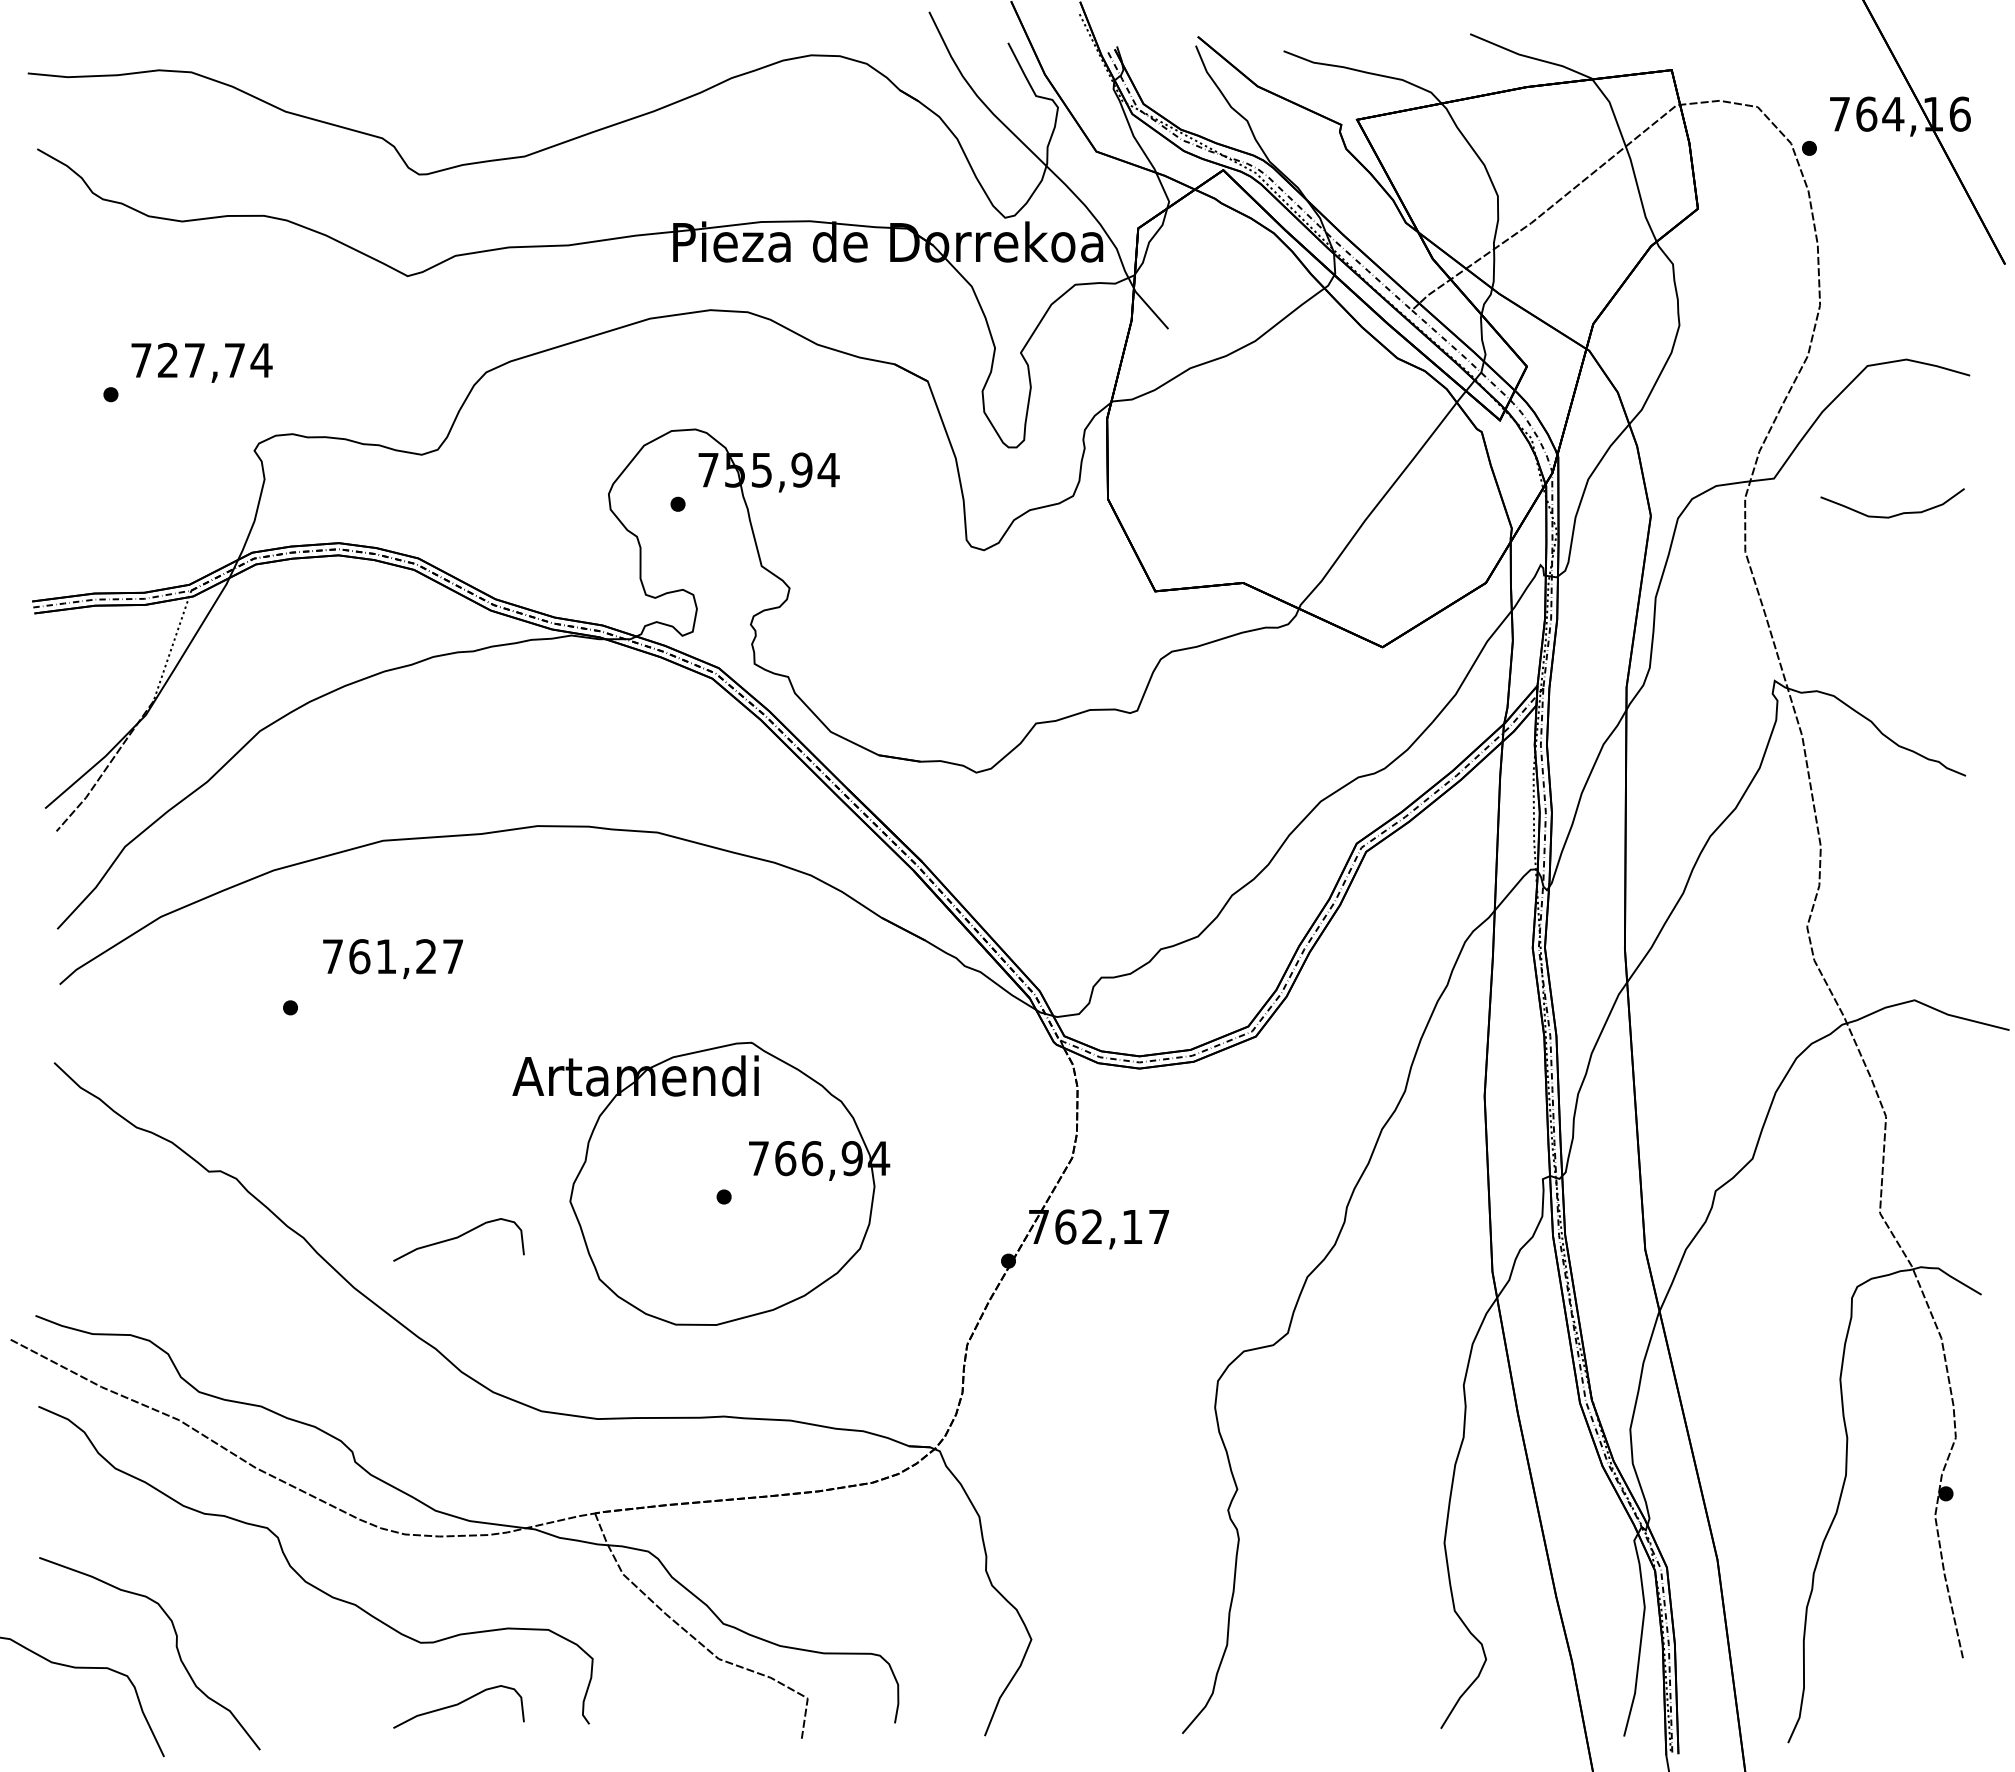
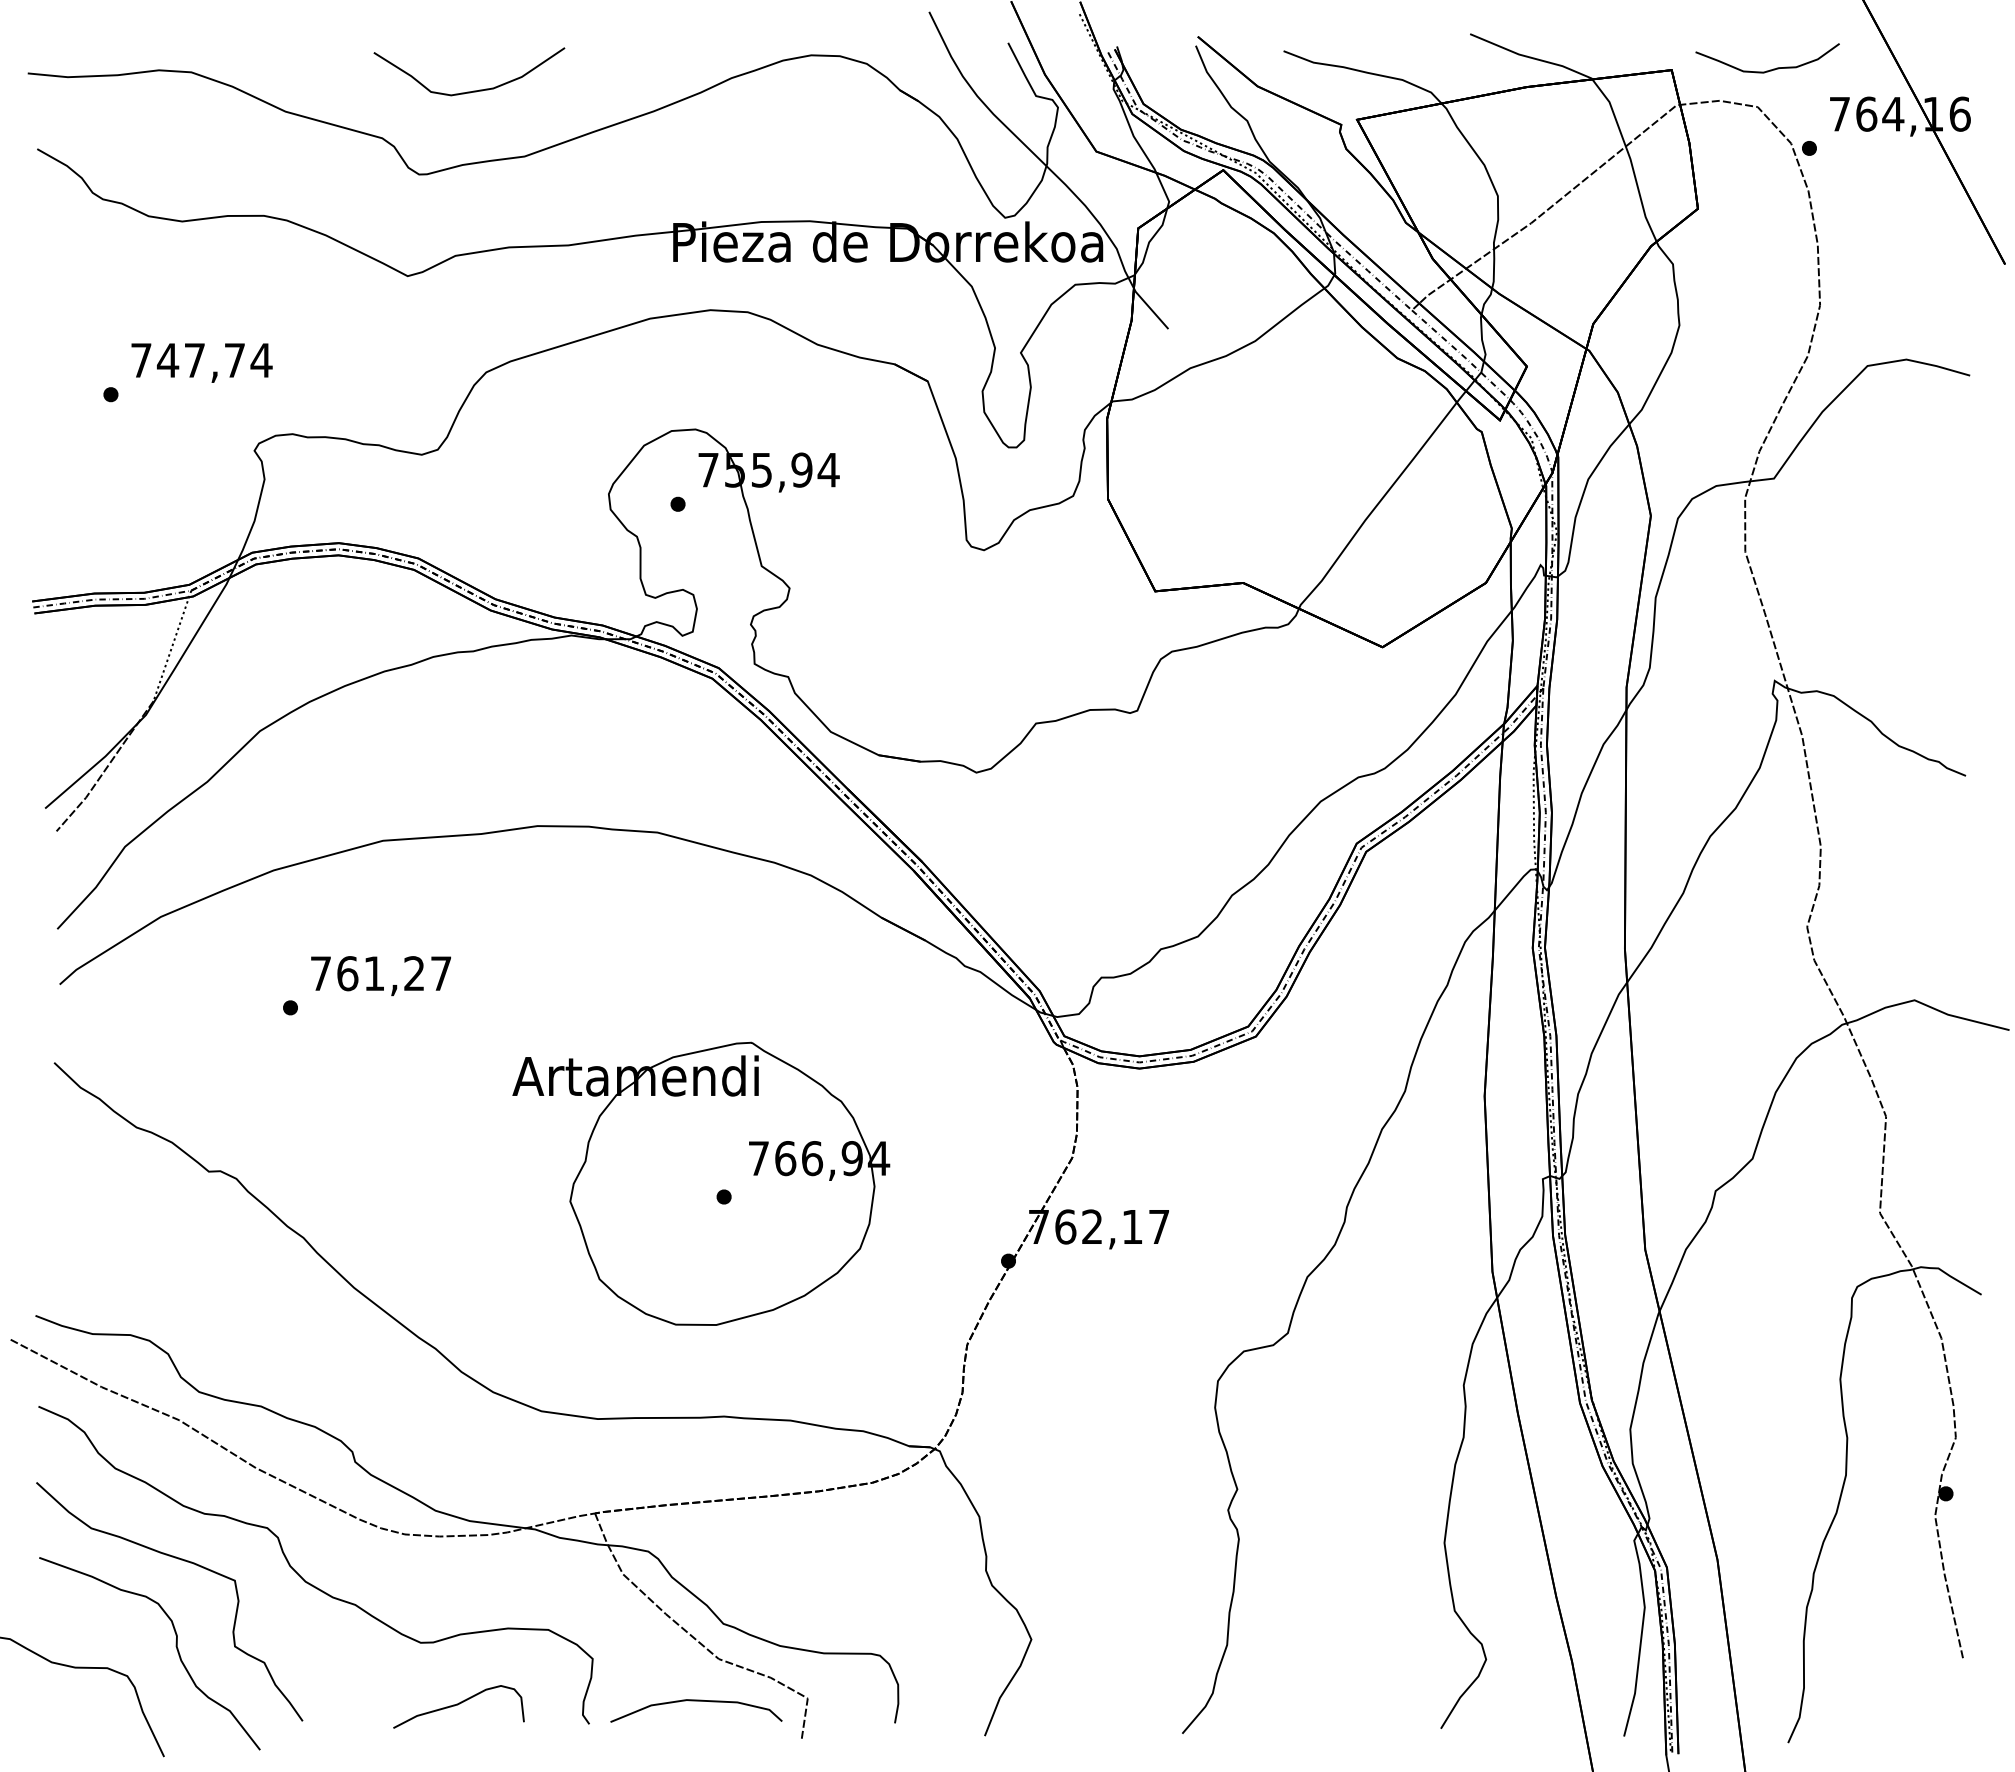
curve: none -> present (473, 90)
text: 727,74 -> 747,74 (167, 359)
curve position: (1895, 514) -> (1770, 69) (1770, 69)
text position: (392, 959) -> (380, 976) (380, 976)
curve: present -> none (457, 1238)
curve: none -> present (181, 1560)
curve: none -> present (696, 1701)
